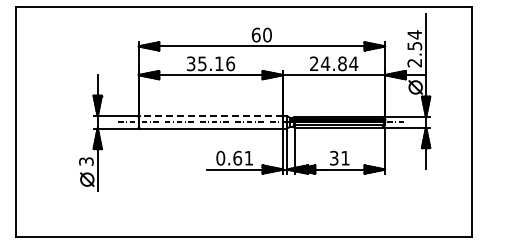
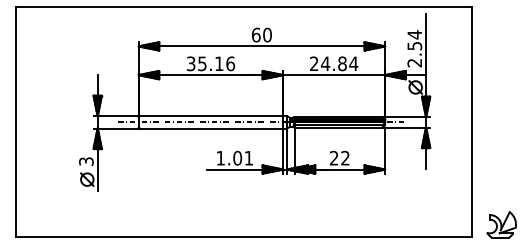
line: dashed -> solid (211, 116)
text: 0.61 -> 1.01 (229, 157)
text: 31 -> 22 (339, 157)
part: none -> present (501, 224)
